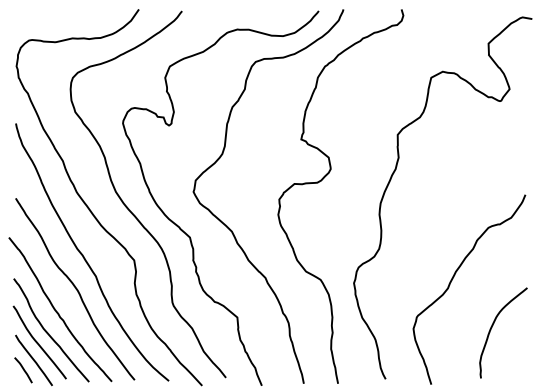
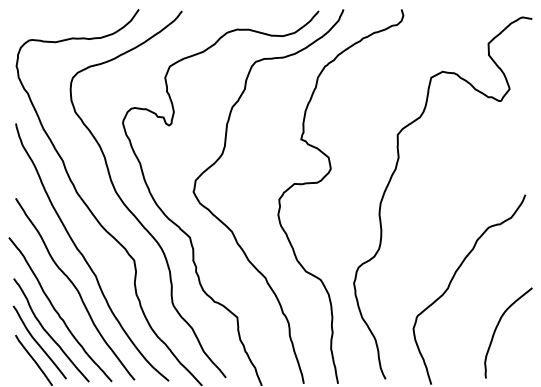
curve position: (492, 327) -> (497, 327) (497, 327)
line: present -> none (23, 370)
